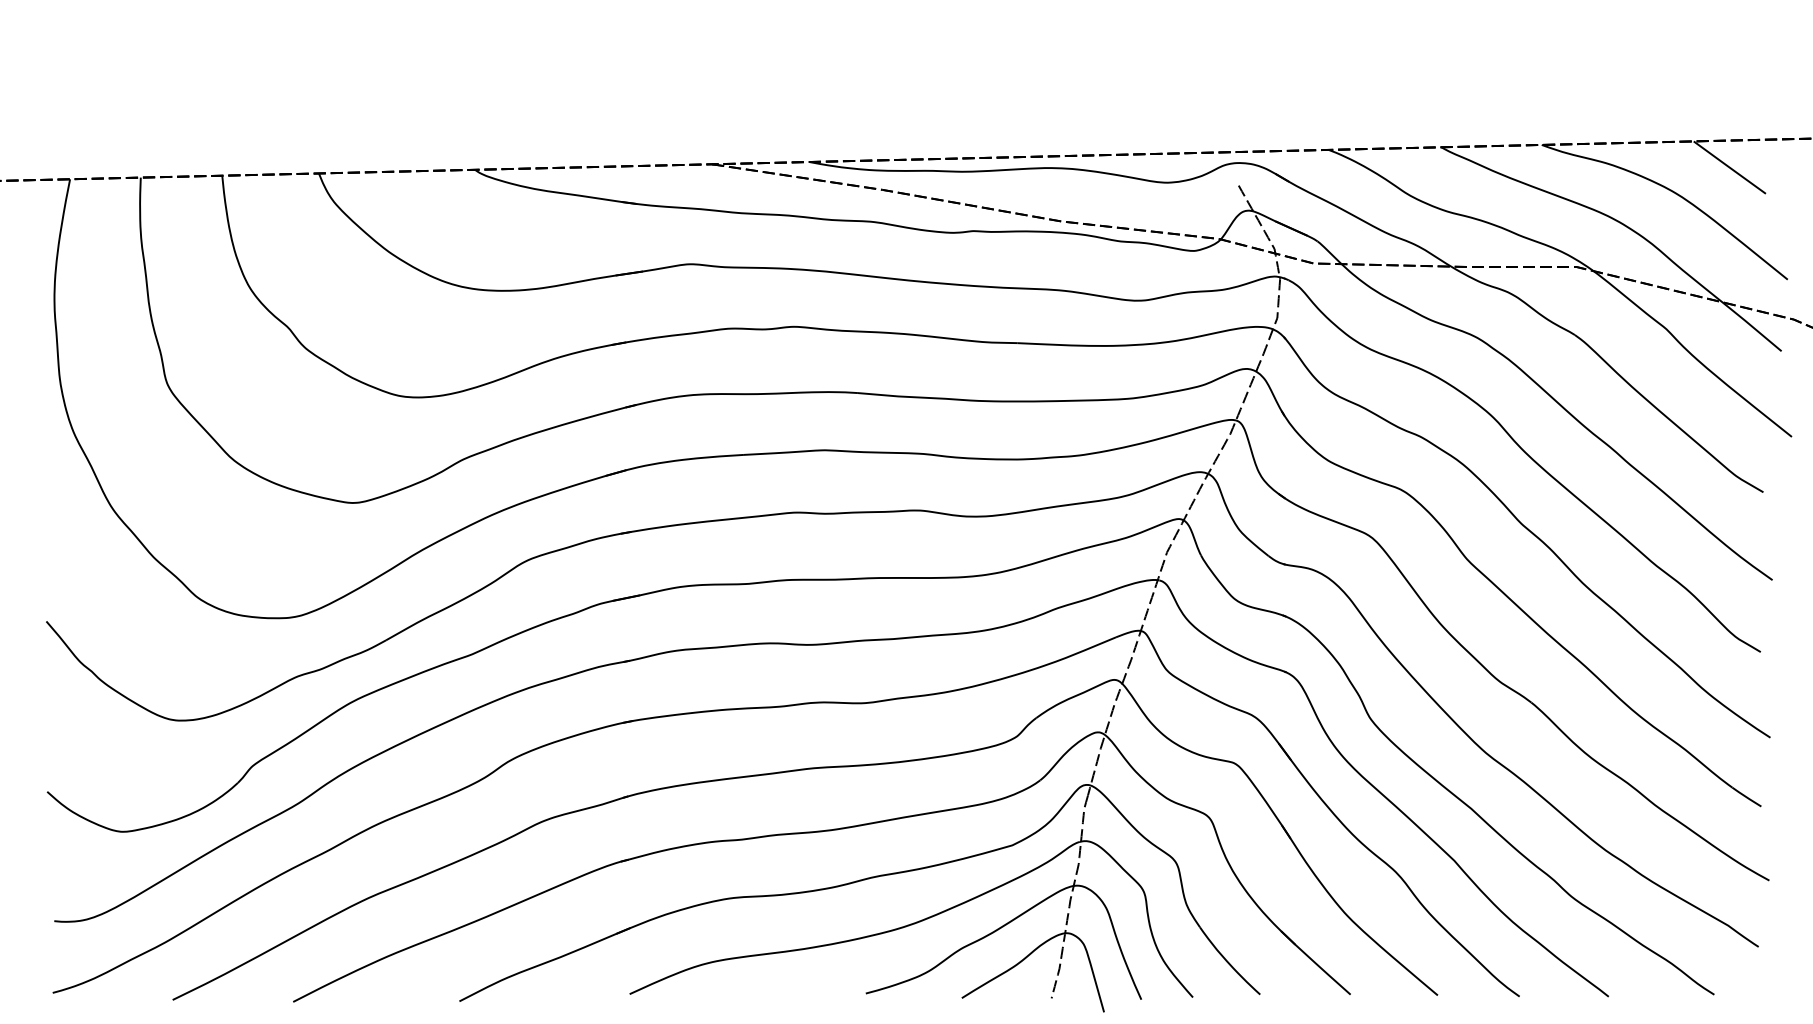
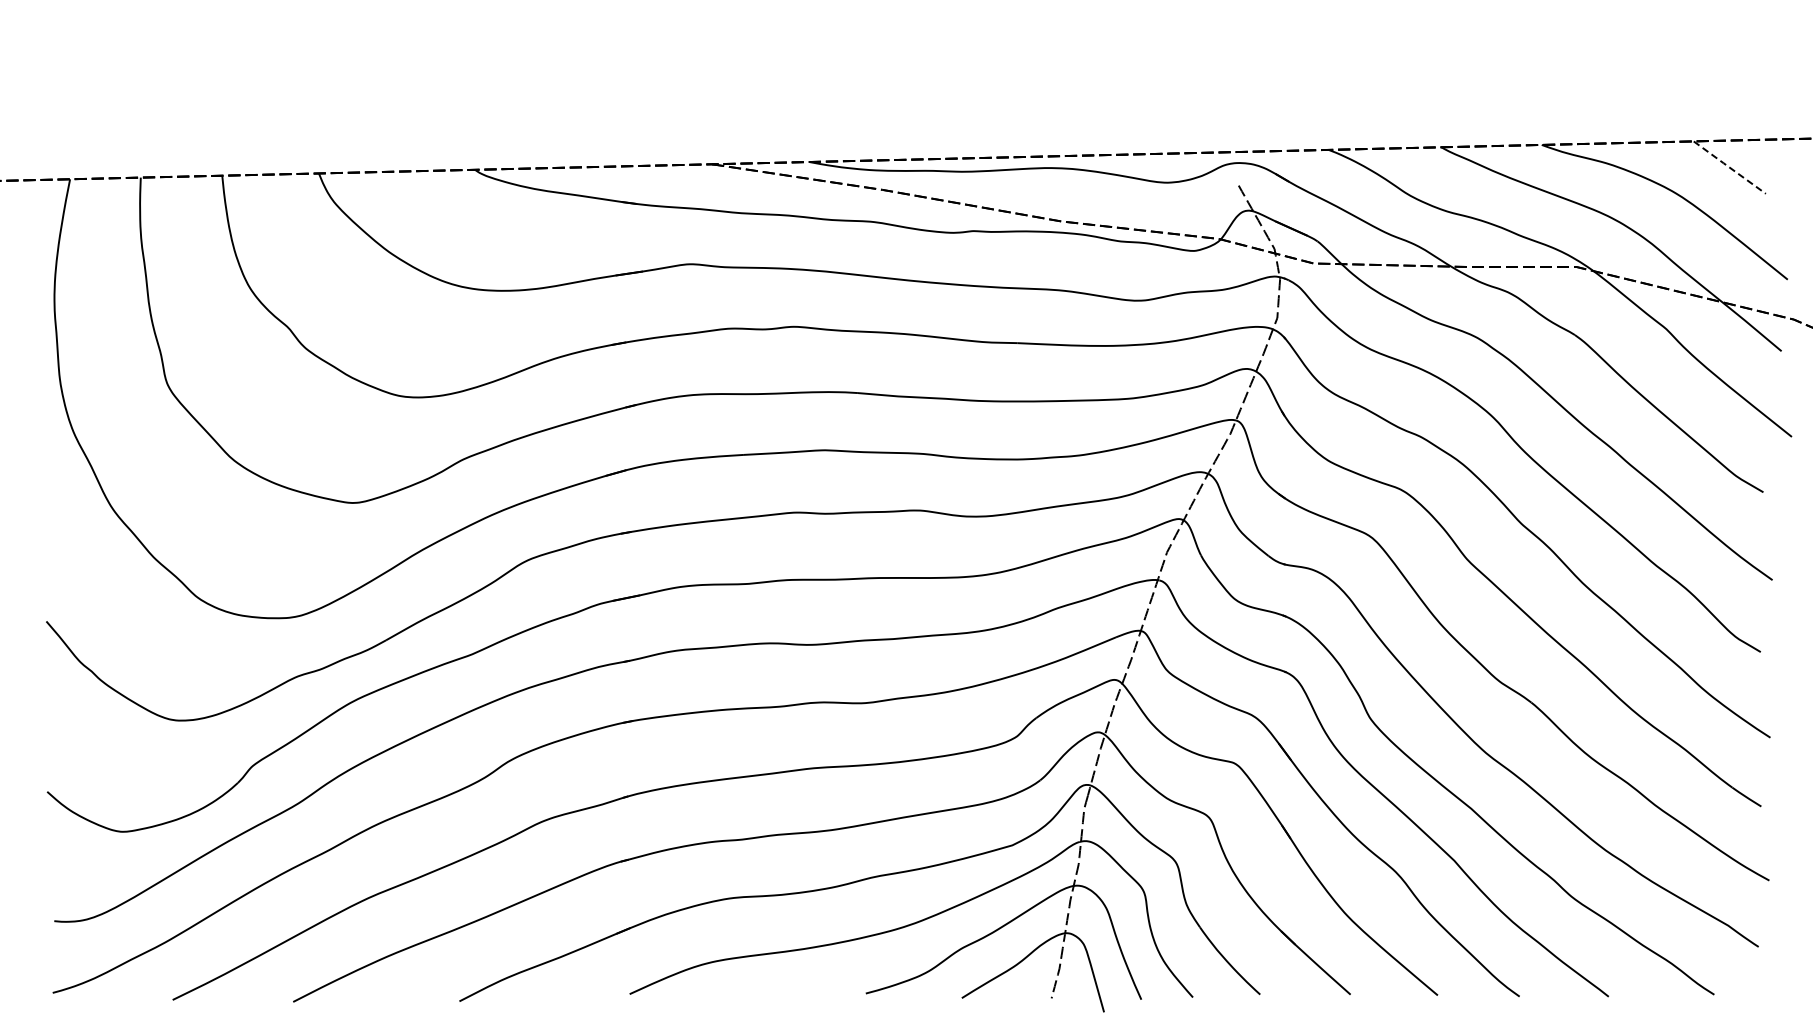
line: solid -> dashed (1729, 167)
